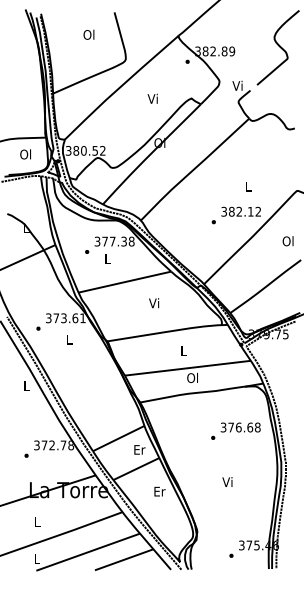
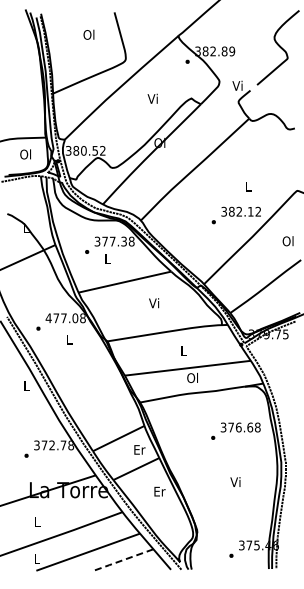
text: 373.61 -> 477.08 (65, 318)
text position: (227, 481) -> (235, 481) (235, 481)
line: solid -> dashed (123, 559)
